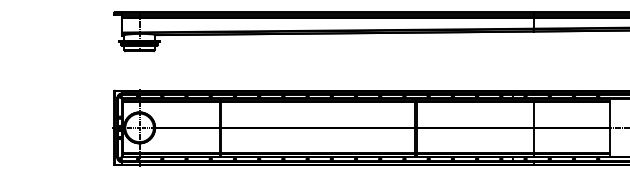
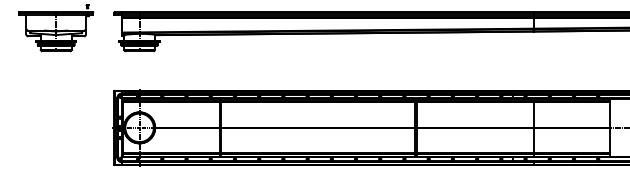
part: none -> present (56, 28)
